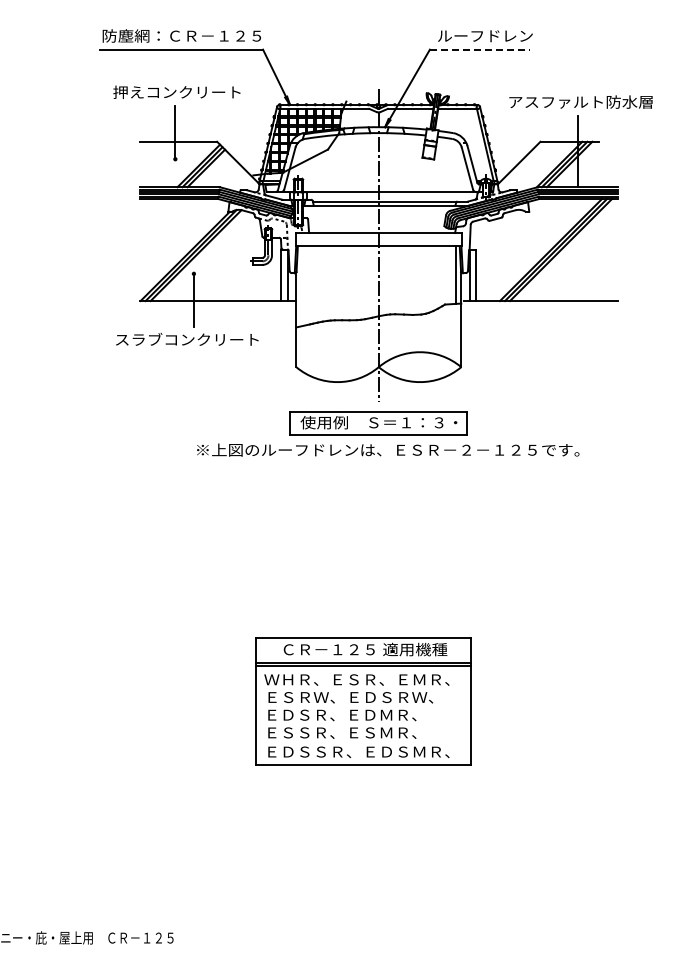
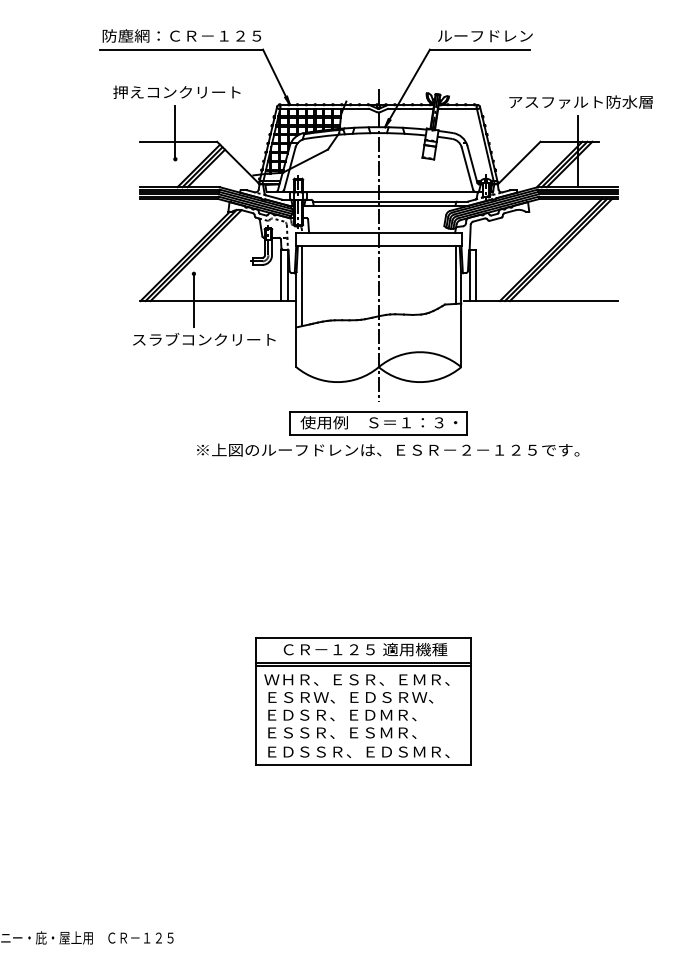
line: dashed -> solid (480, 49)
line: none -> present (301, 286)
text position: (187, 339) -> (204, 339) (204, 339)
